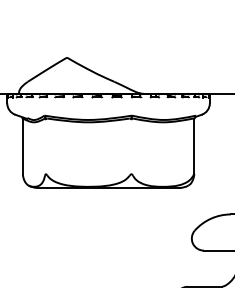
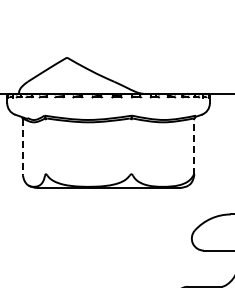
line: solid -> dashed (194, 146)
line: solid -> dashed (22, 147)
